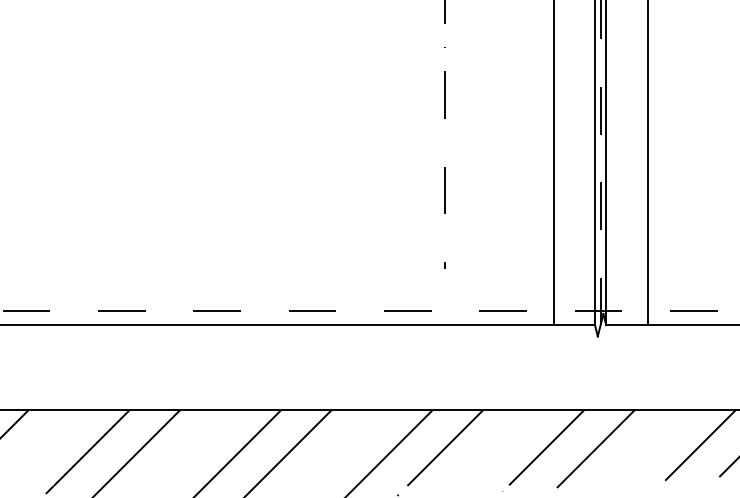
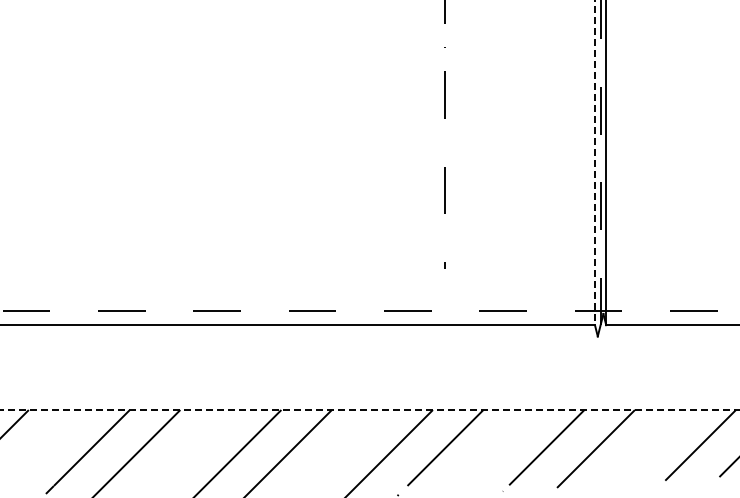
line: present -> none (553, 163)
line: solid -> dashed (594, 163)
line: present -> none (647, 163)
line: solid -> dashed (370, 410)
